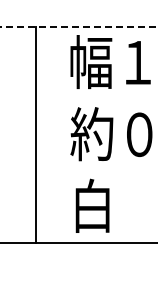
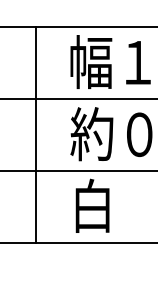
line: dashed -> solid (78, 26)
line: none -> present (78, 98)
line: none -> present (78, 170)
